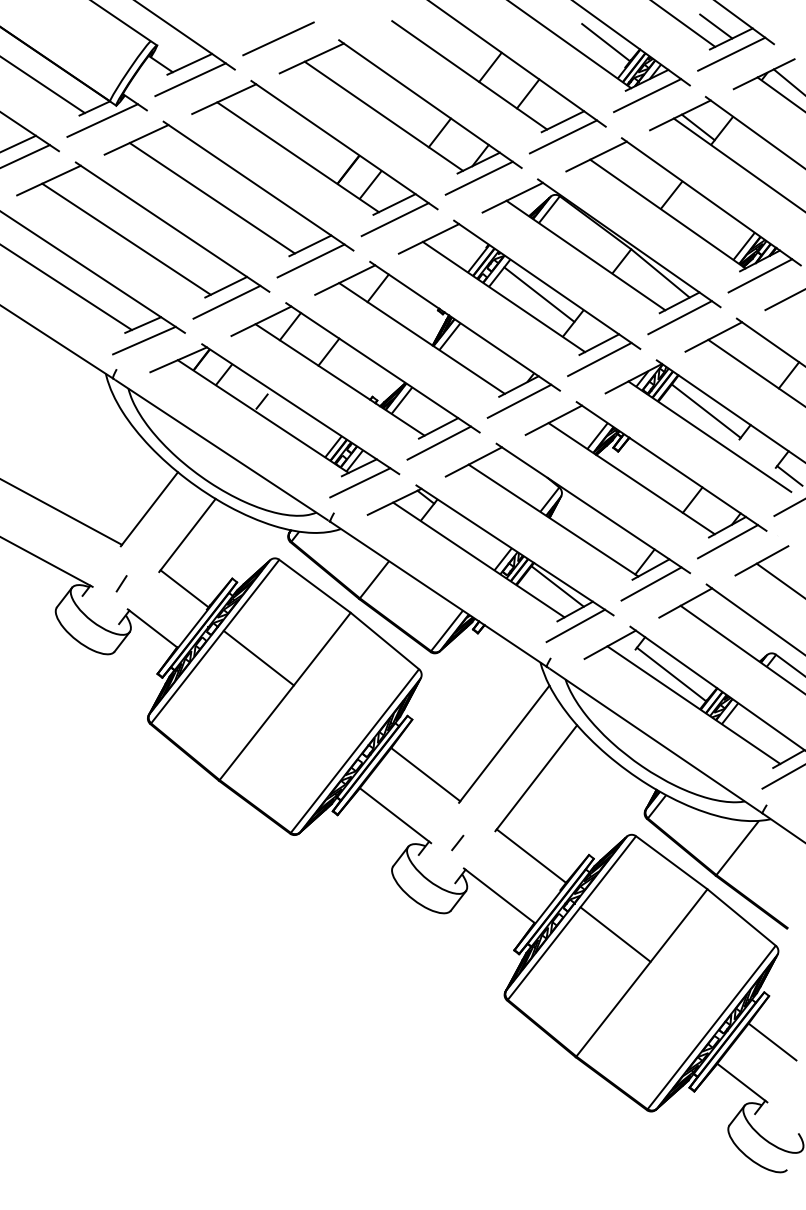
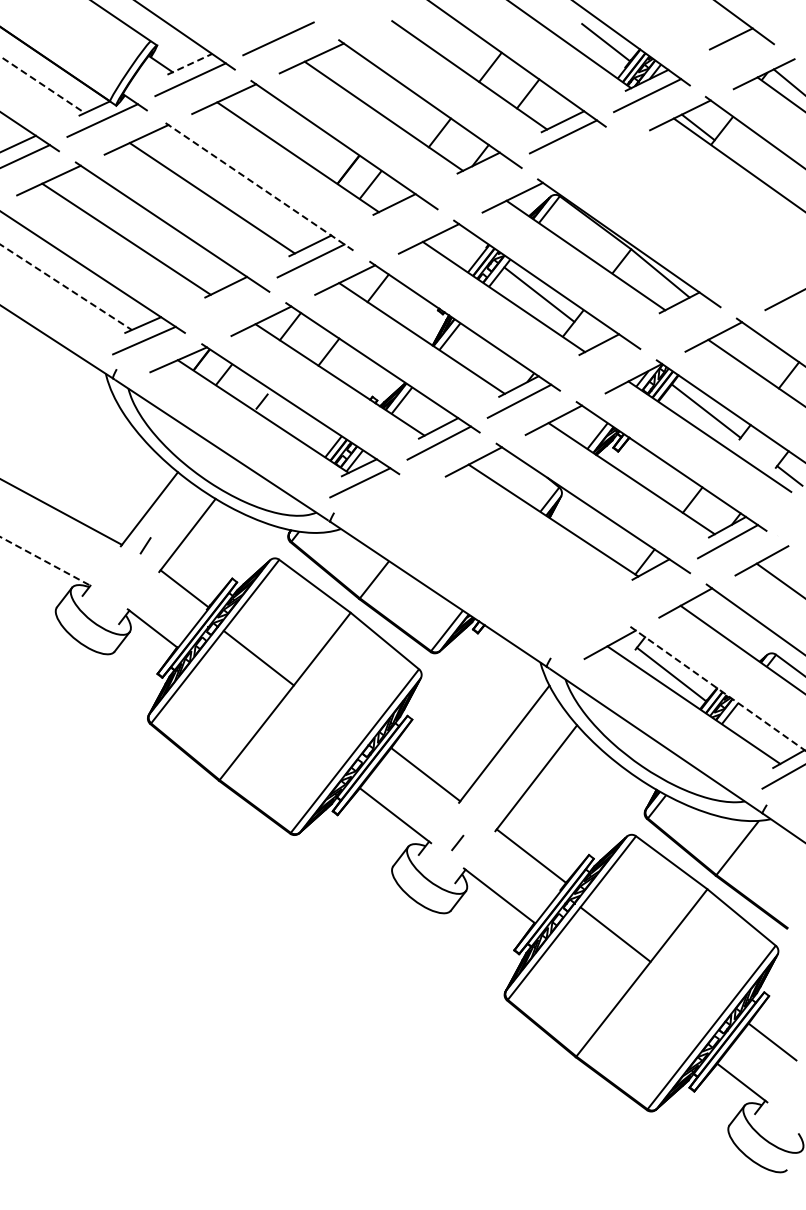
line: present -> none (684, 24)
line: present -> none (716, 26)
line: present -> none (731, 53)
line: solid -> dashed (189, 64)
line: solid -> dashed (42, 84)
line: present -> none (478, 177)
line: solid -> dashed (258, 186)
part: present -> none (683, 215)
line: present -> none (394, 219)
line: solid -> dashed (66, 287)
line: present -> none (226, 301)
line: present -> none (679, 317)
line: present -> none (599, 359)
line: present -> none (788, 508)
line: solid -> dashed (46, 562)
part: present -> none (490, 563)
line position: (121, 583) -> (145, 545) (145, 545)
line: present -> none (651, 583)
line: solid -> dashed (717, 688)
